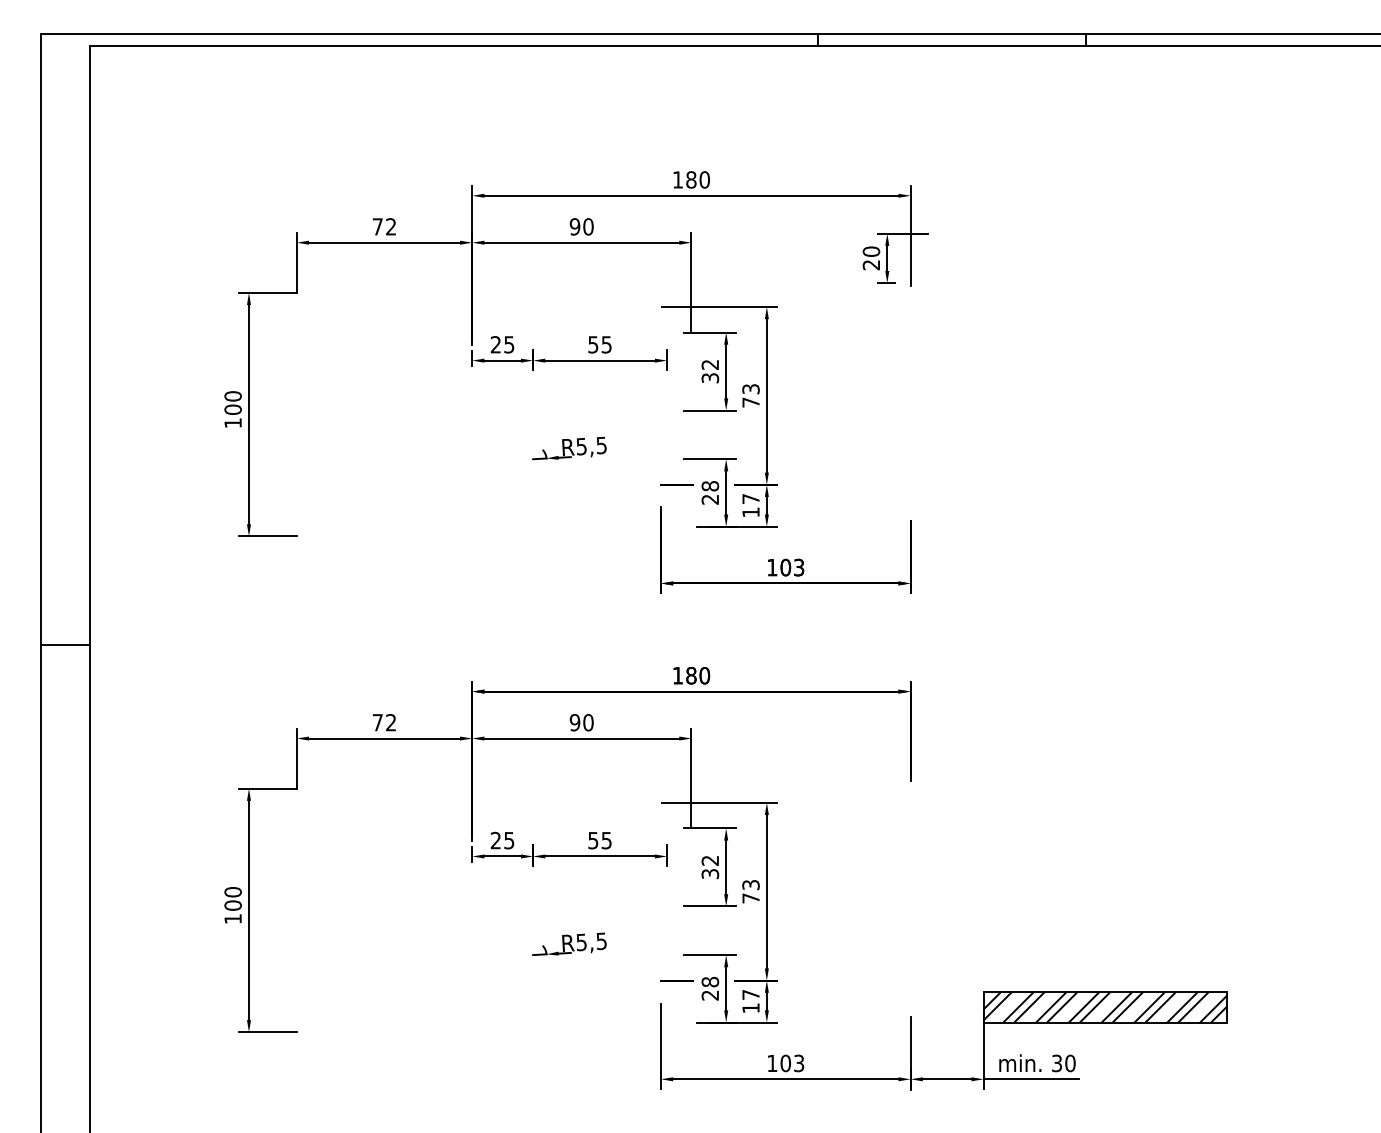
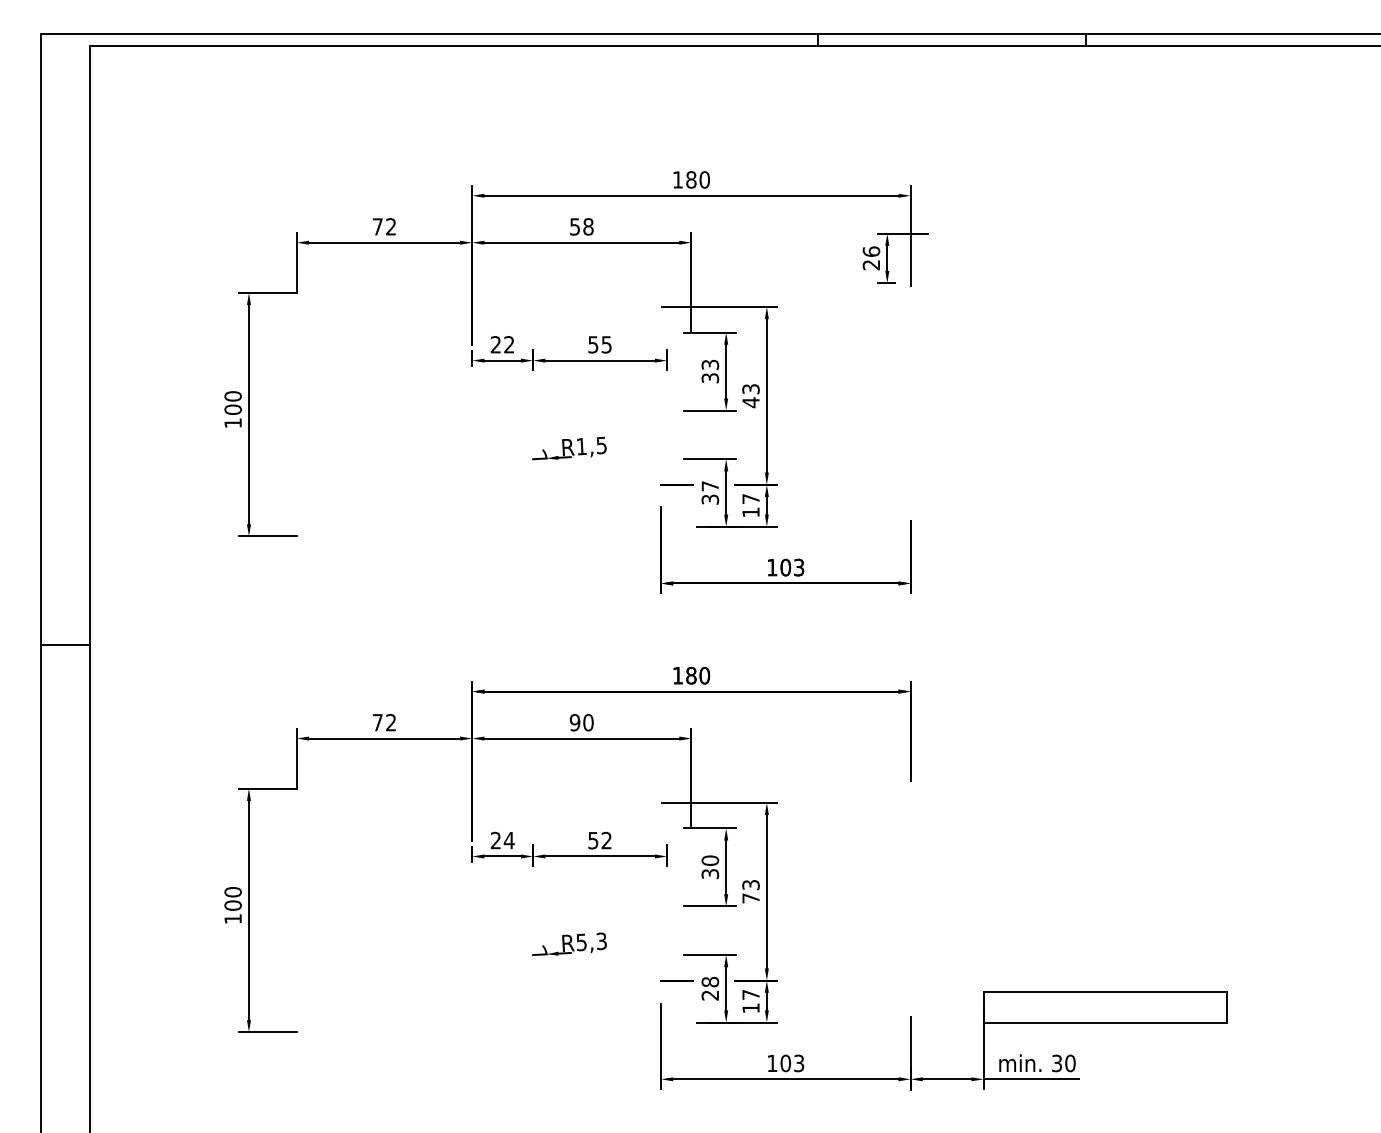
text: 90 -> 58 (581, 226)
text: 20 -> 26 (870, 251)
text: 25 -> 22 (509, 344)
text: 32 -> 33 (710, 364)
text: 73 -> 43 (750, 402)
text: R5,5 -> R1,5 (581, 446)
text: 28 -> 37 (710, 492)
text: 25 -> 24 (508, 840)
text: 55 -> 52 (606, 840)
text: 32 -> 30 (710, 860)
text: R5,5 -> R5,3 (601, 940)
hatch: present -> none (1105, 1007)
